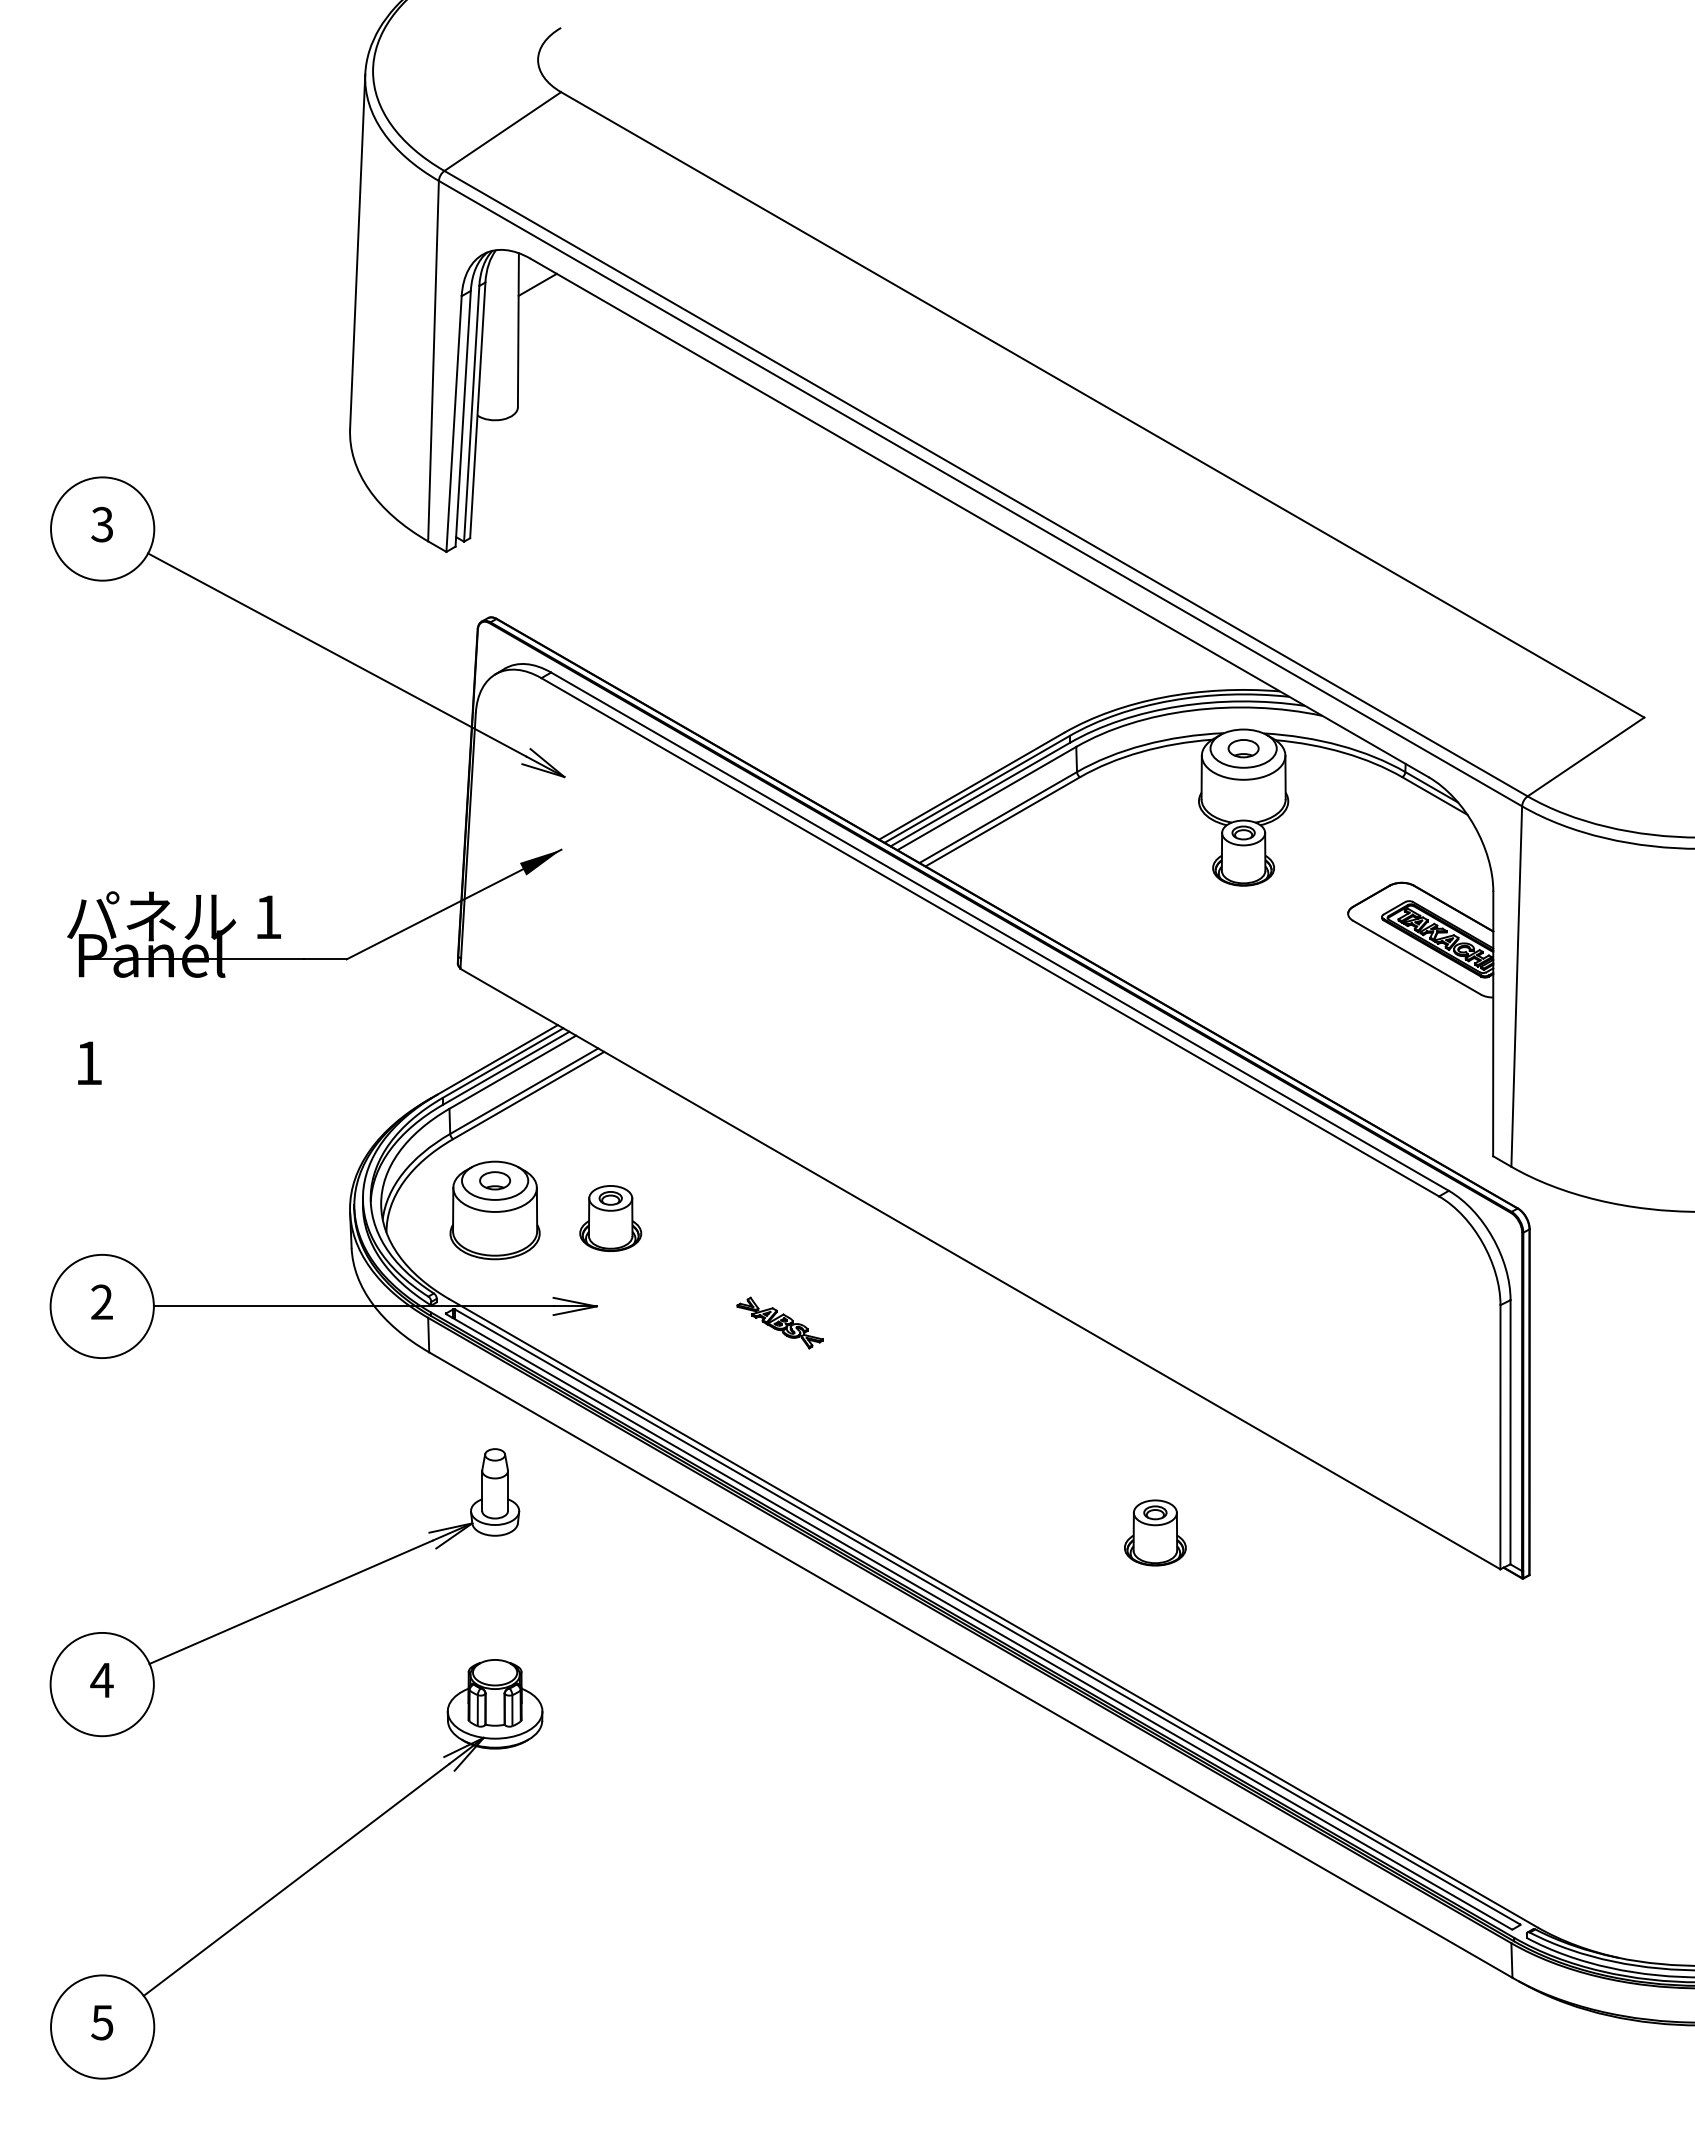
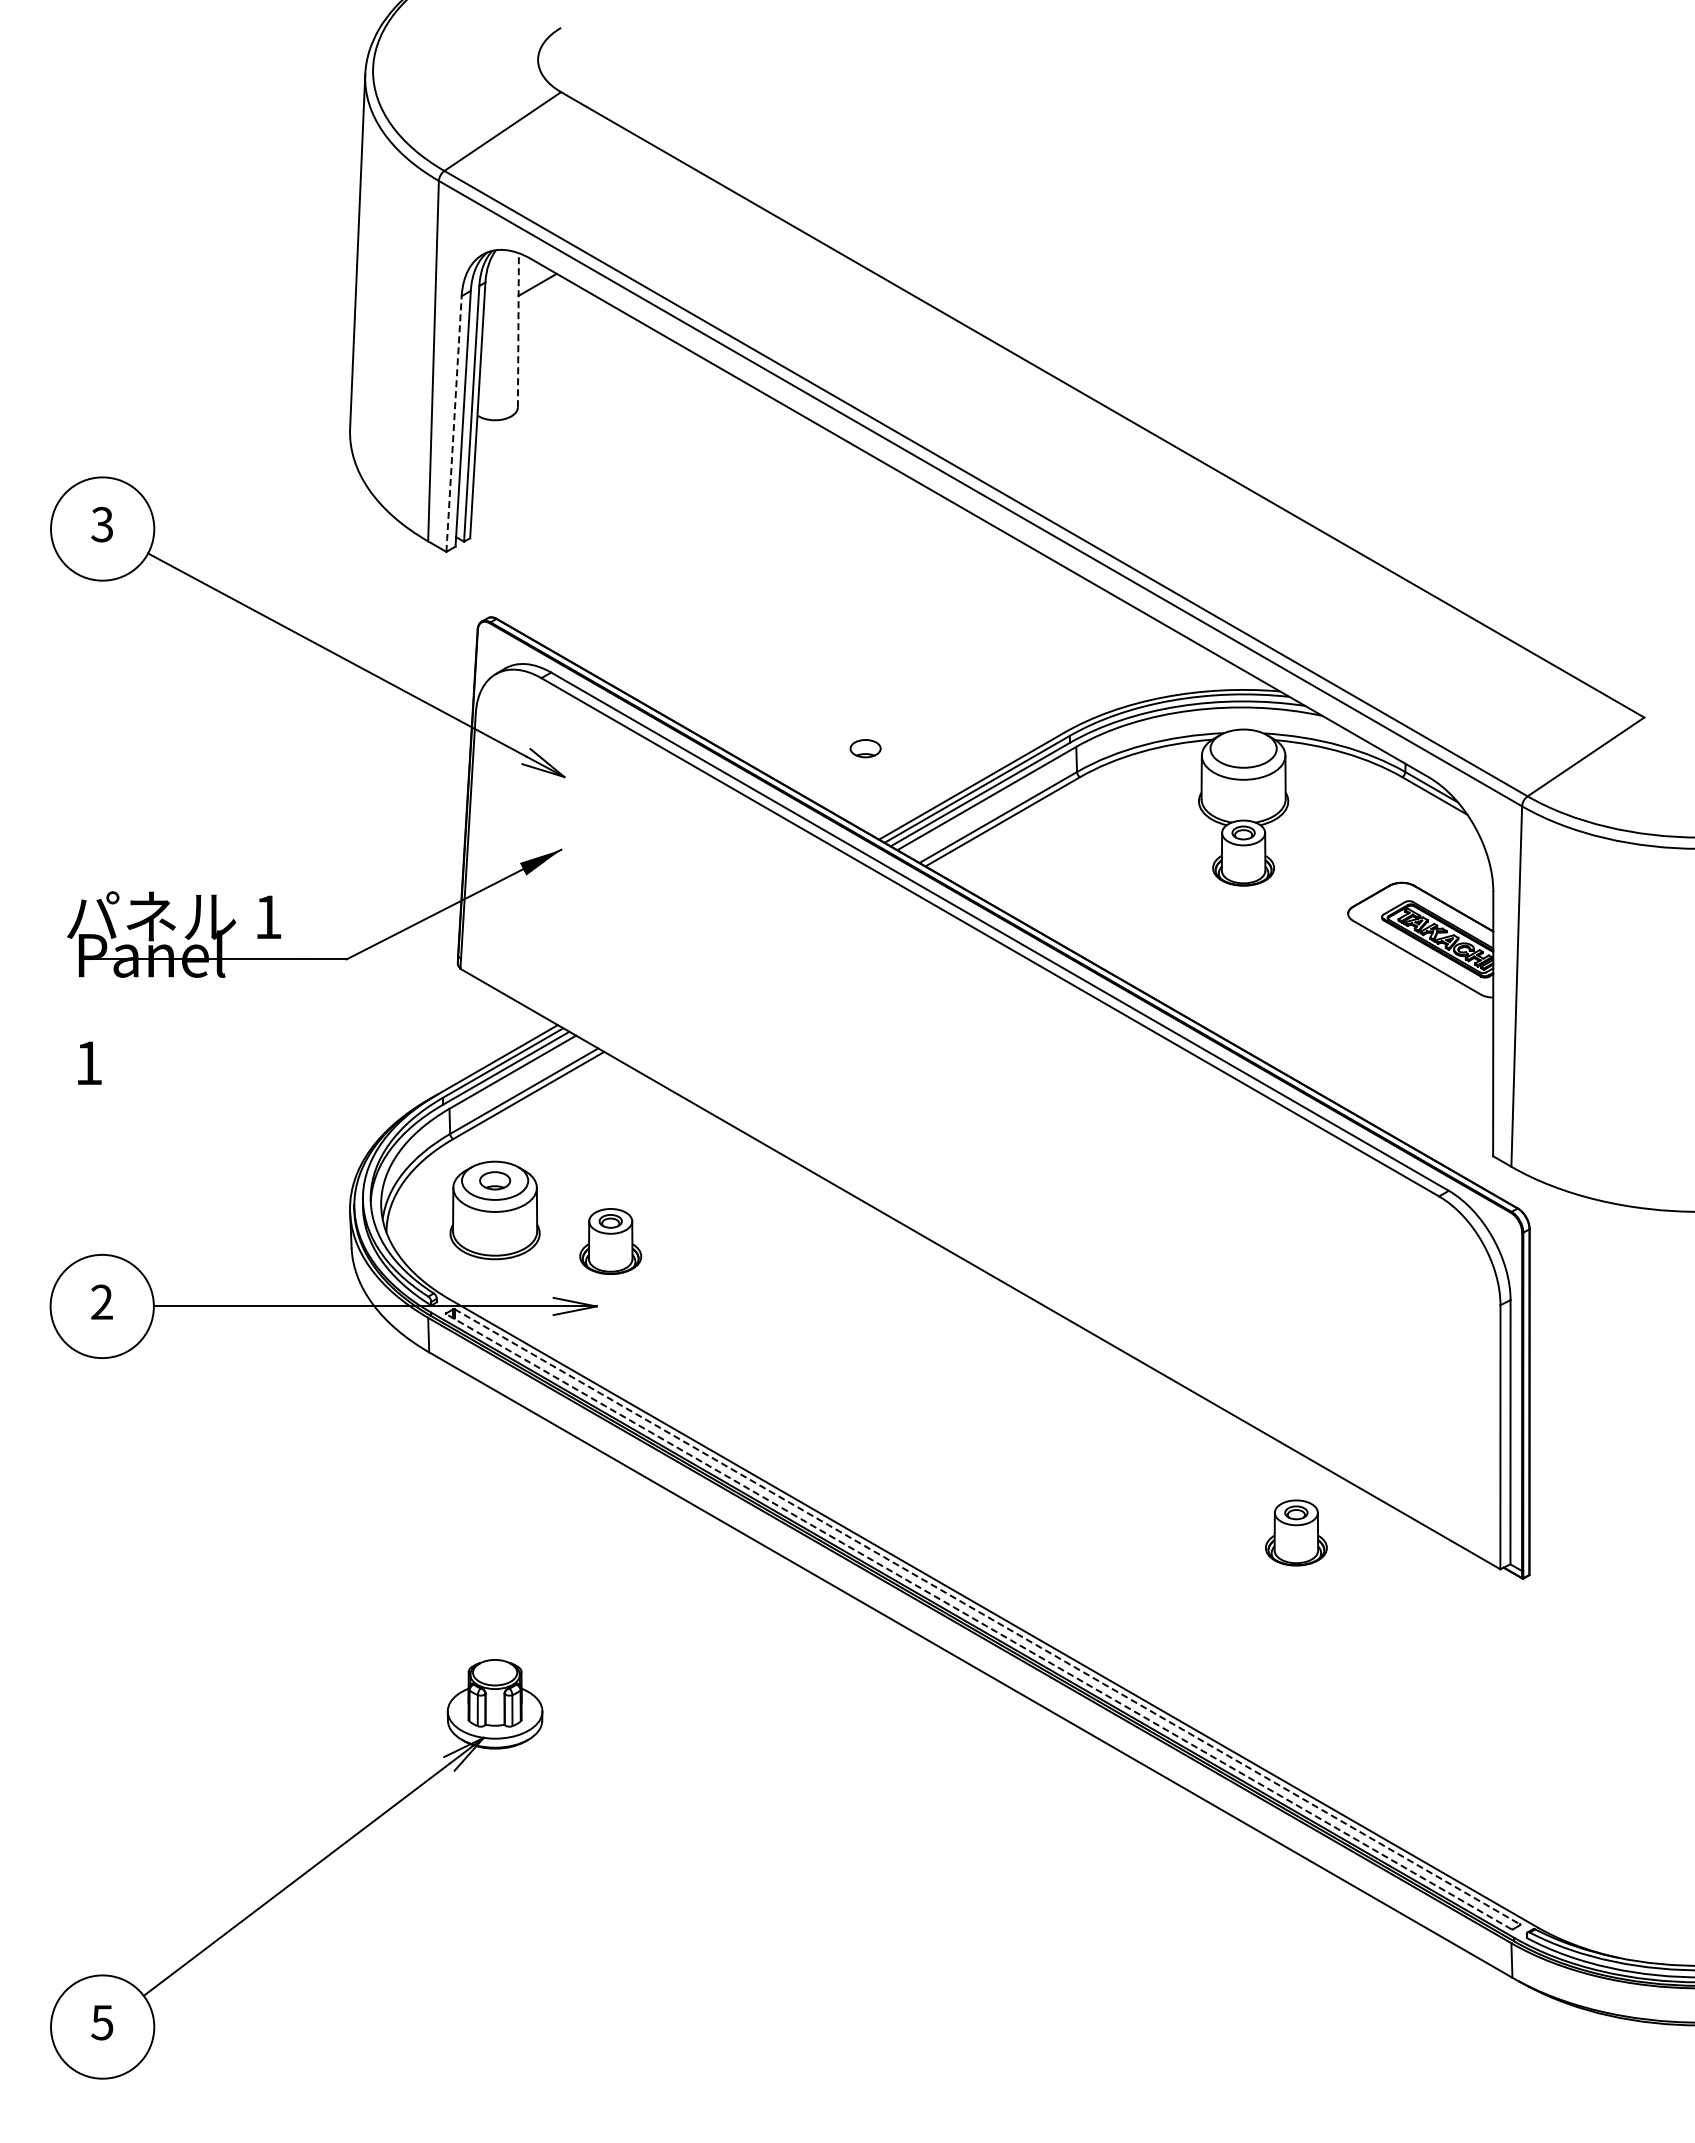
line: solid -> dashed (518, 330)
line: solid -> dashed (454, 423)
part position: (1243, 748) -> (865, 748) (865, 748)
part position: (610, 1218) -> (610, 1241) (610, 1241)
part: present -> none (779, 1322)
part position: (1155, 1532) -> (1296, 1532) (1296, 1532)
part: present -> none (287, 1602)
line: solid -> dashed (987, 1617)
line: solid -> dashed (978, 1621)
